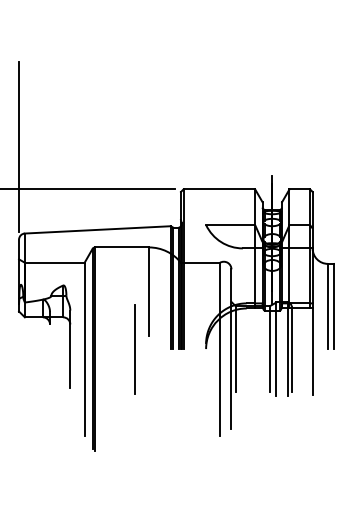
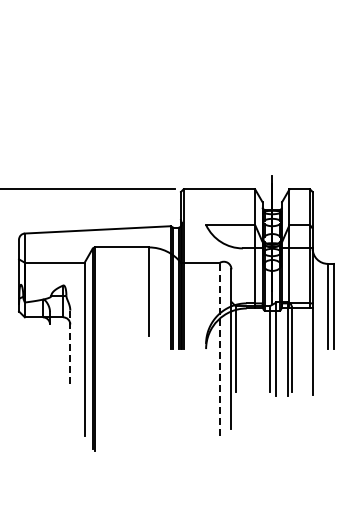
line: present -> none (19, 146)
line: solid -> dashed (220, 348)
line: solid -> dashed (70, 349)
line: present -> none (134, 349)
